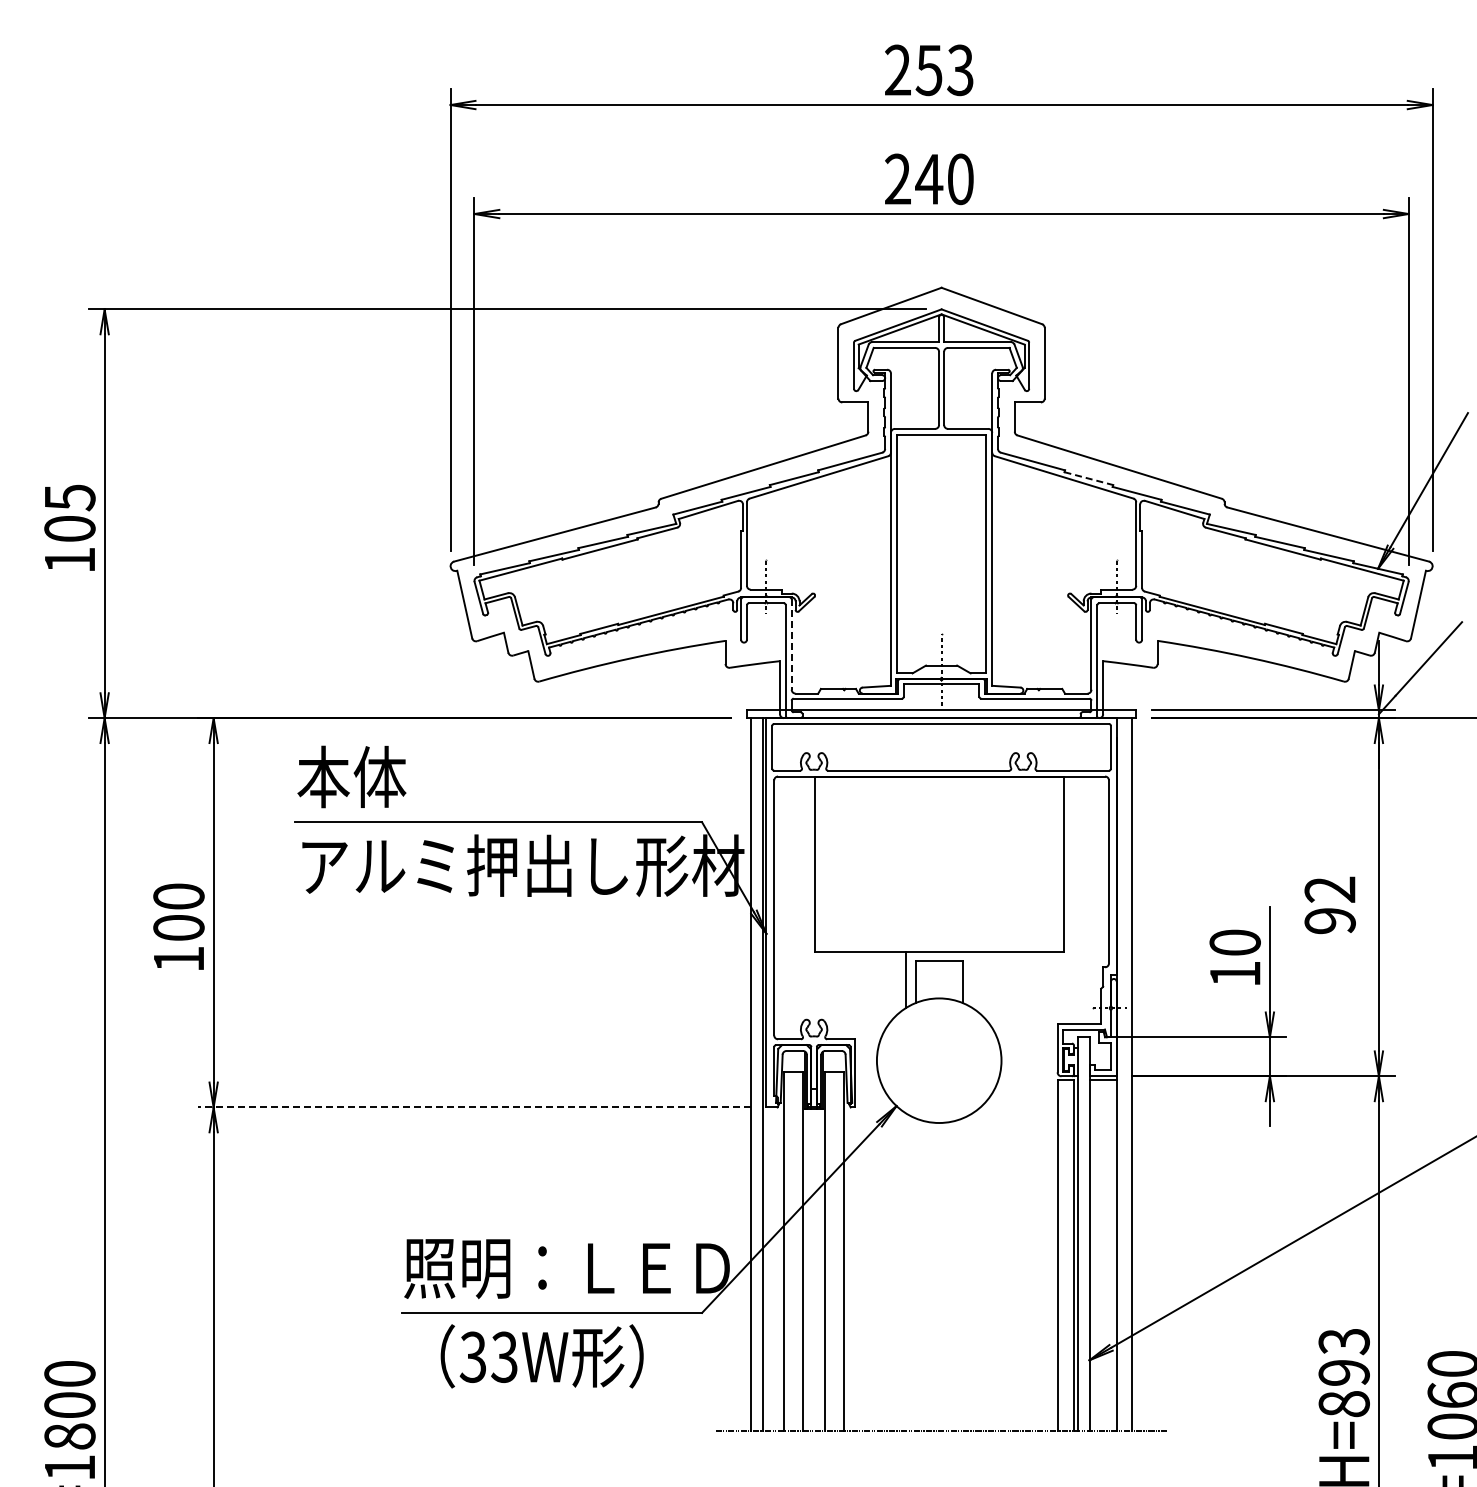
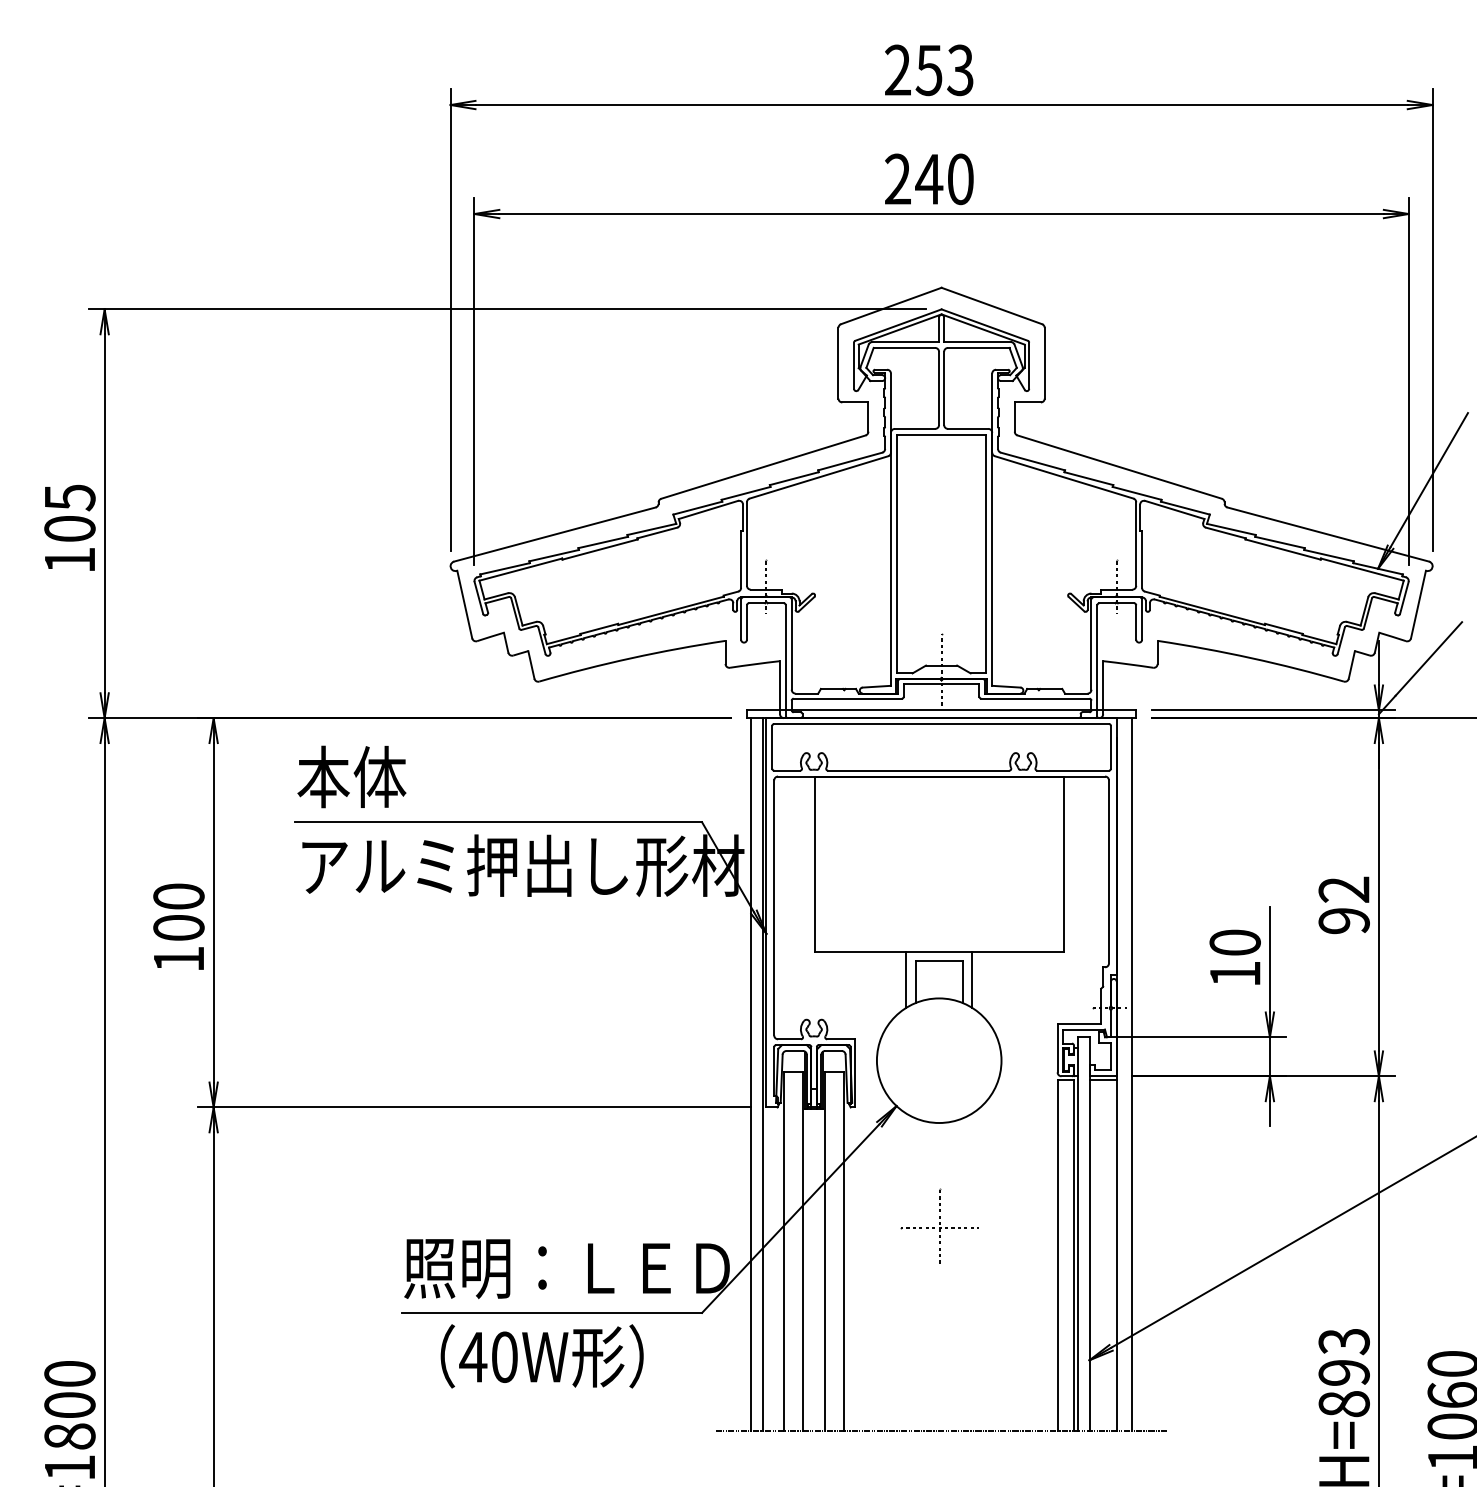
line: dashed -> solid (1089, 478)
line: dashed -> solid (791, 645)
text position: (1329, 905) -> (1343, 905) (1343, 905)
line: none -> present (972, 979)
line: dashed -> solid (473, 1107)
part: none -> present (939, 1225)
text: 33W -> 40W (488, 1357)
